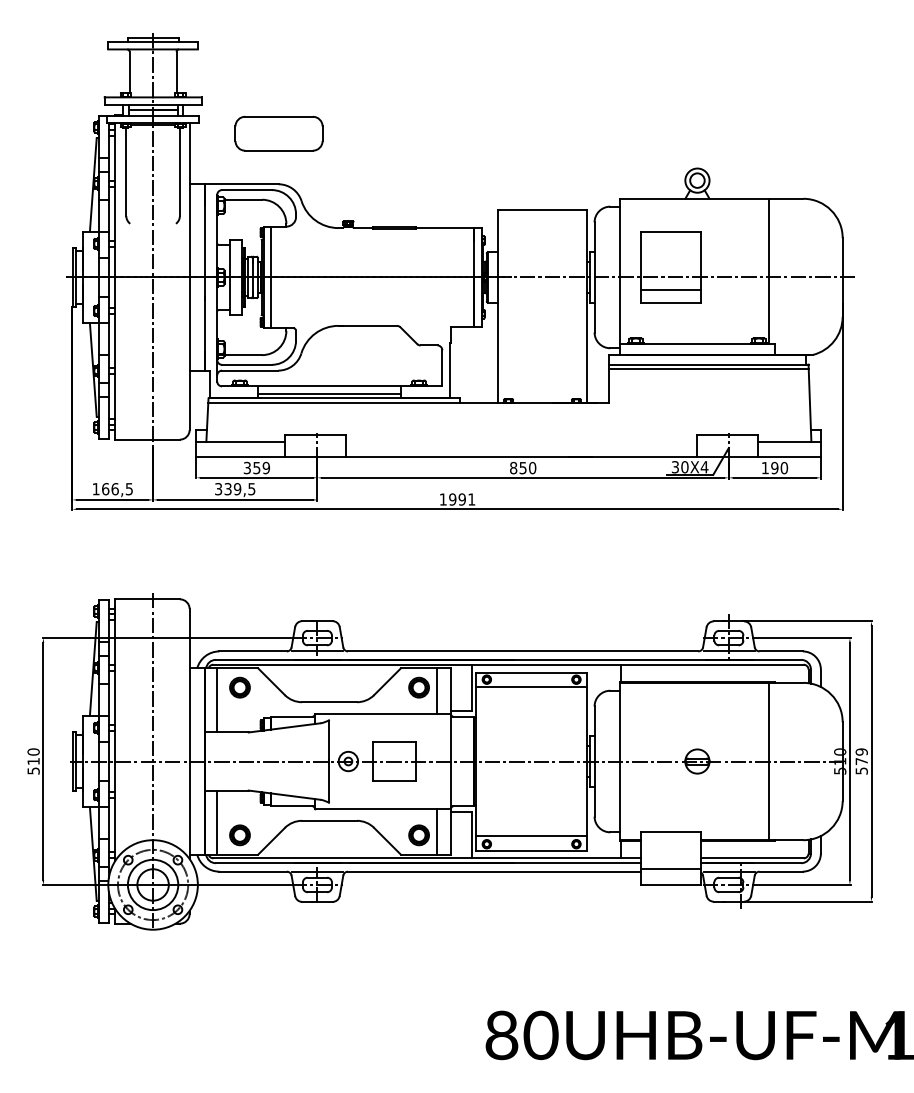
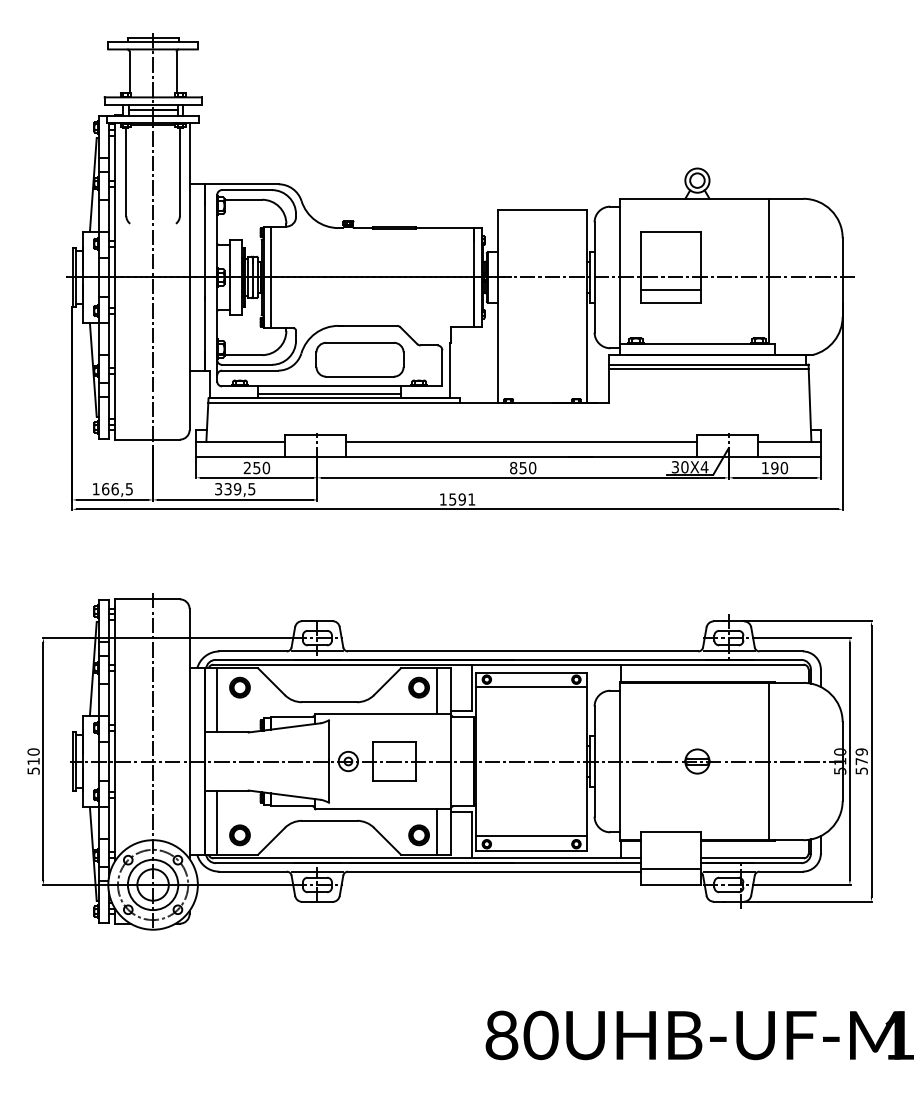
part position: (278, 133) -> (359, 359) (359, 359)
line: none -> present (521, 442)
text: 359 -> 250 (256, 468)
text: 1991 -> 1591 (452, 499)
